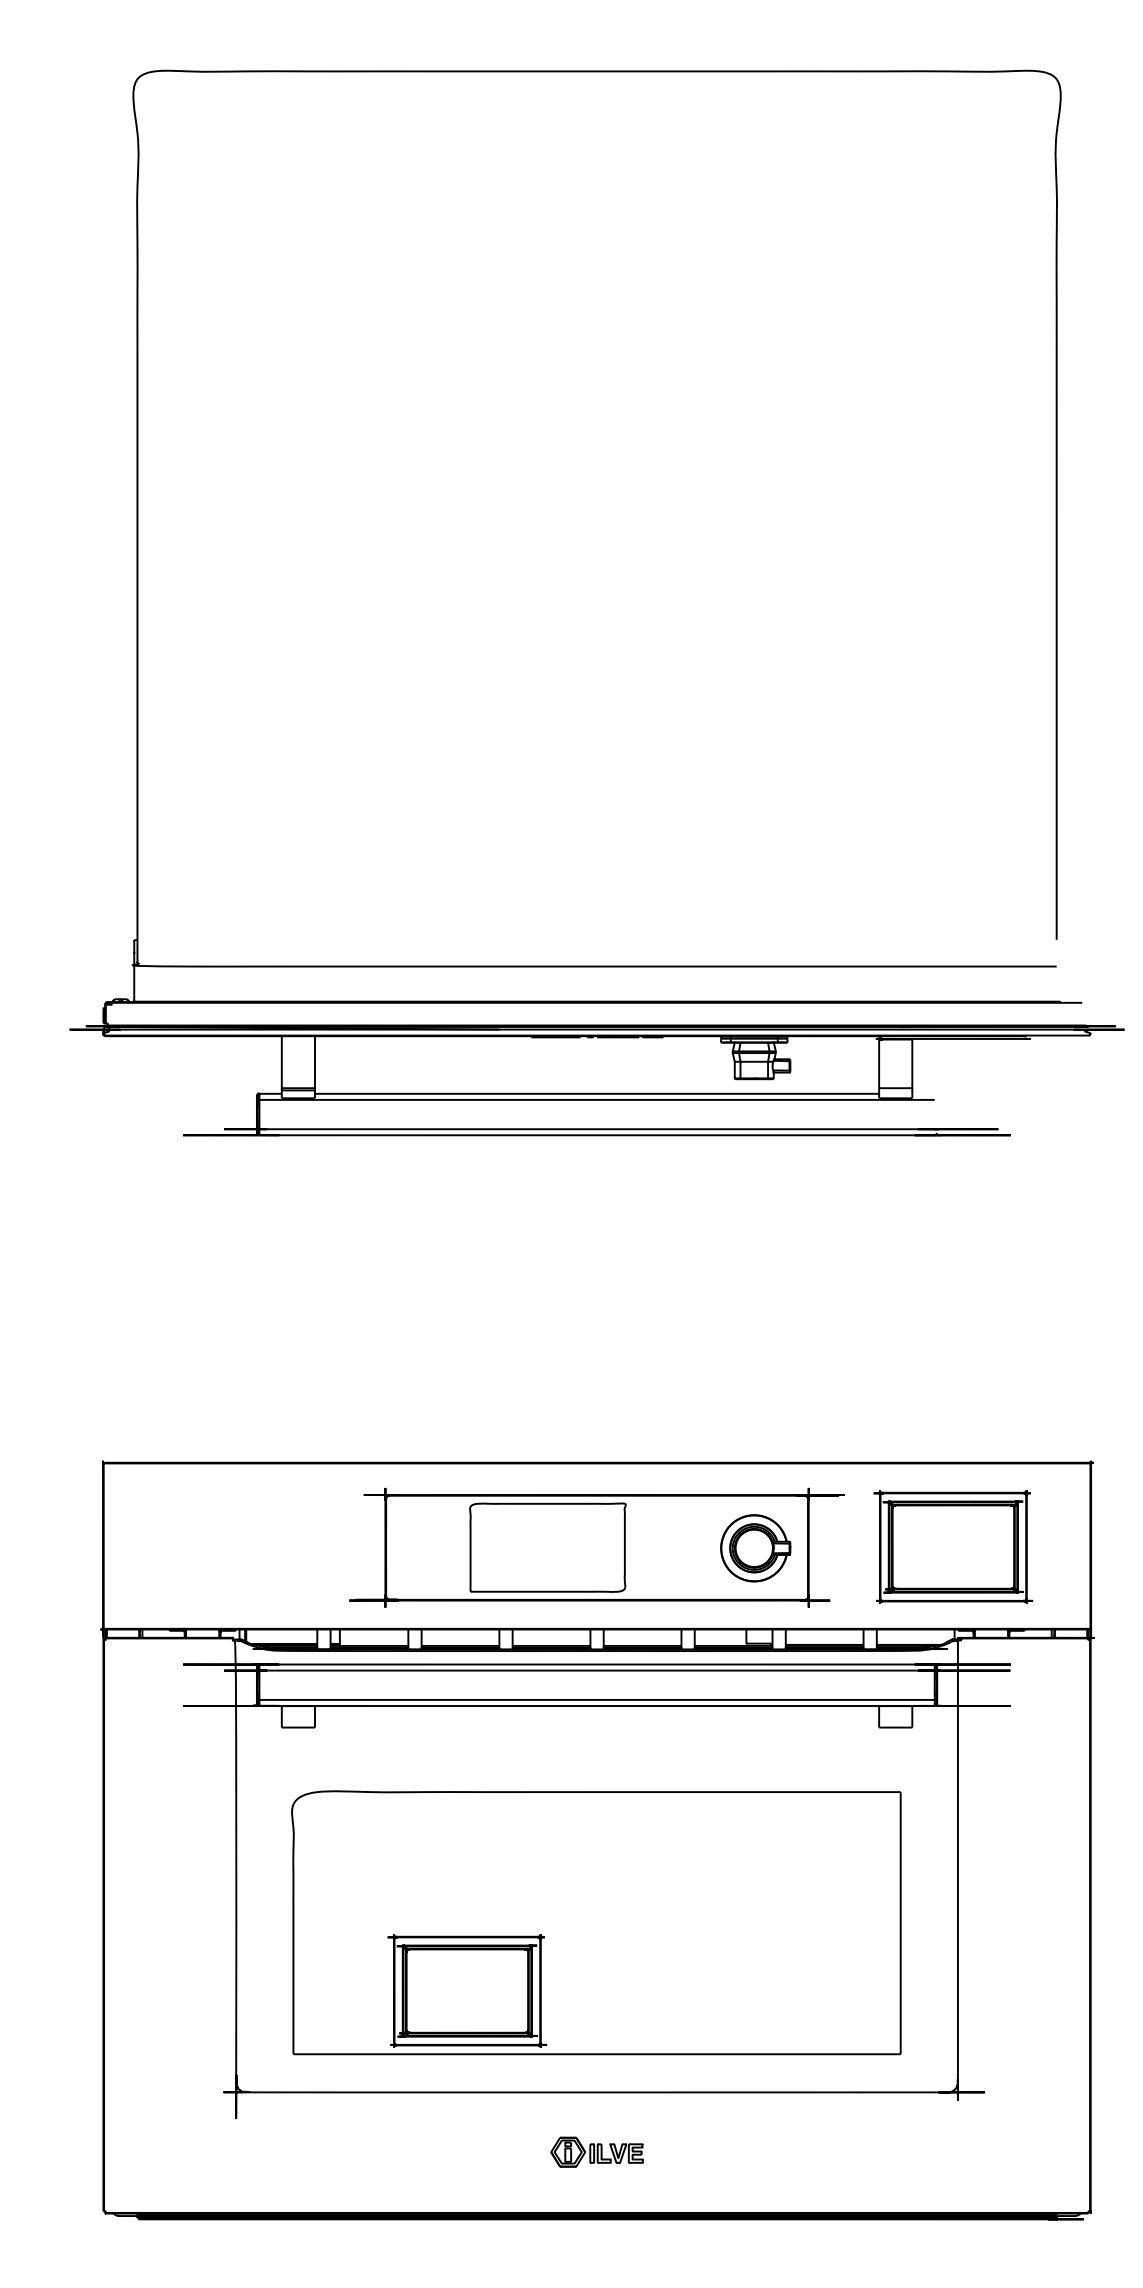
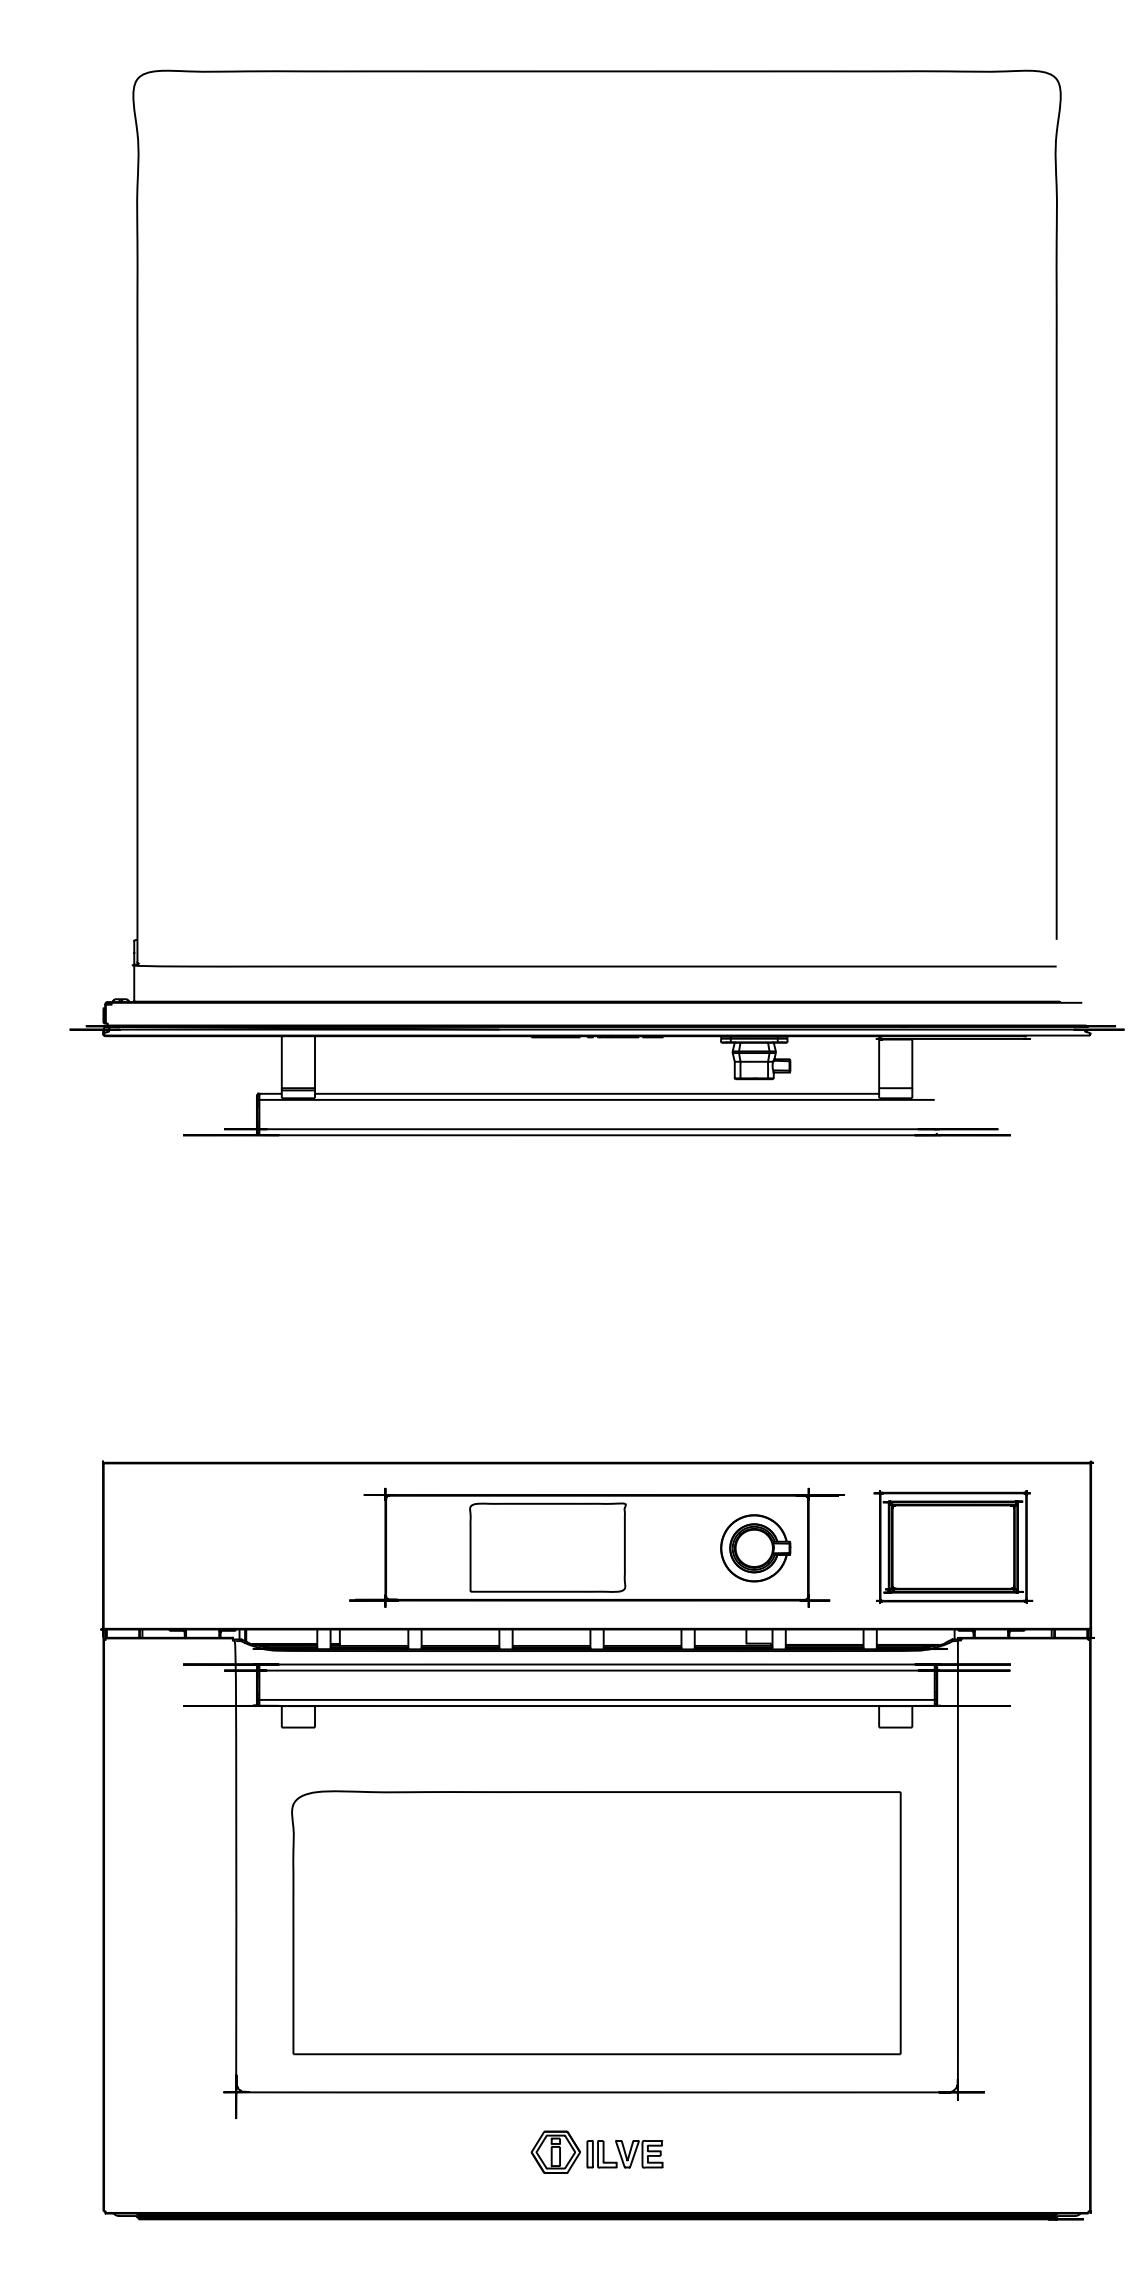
part: present -> none (467, 1990)
part size: 94x32 px -> 134x44 px (596, 2151)
